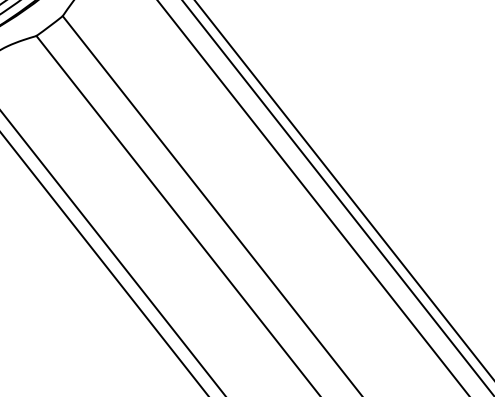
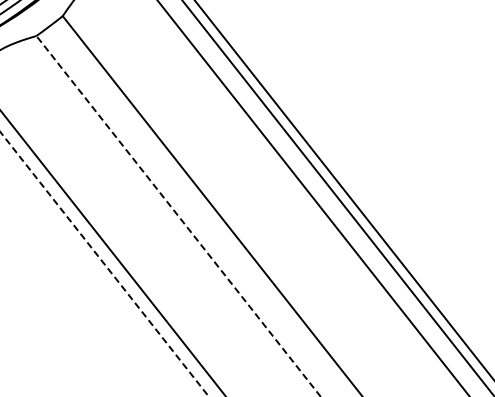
line: solid -> dashed (178, 215)
line: solid -> dashed (104, 263)
